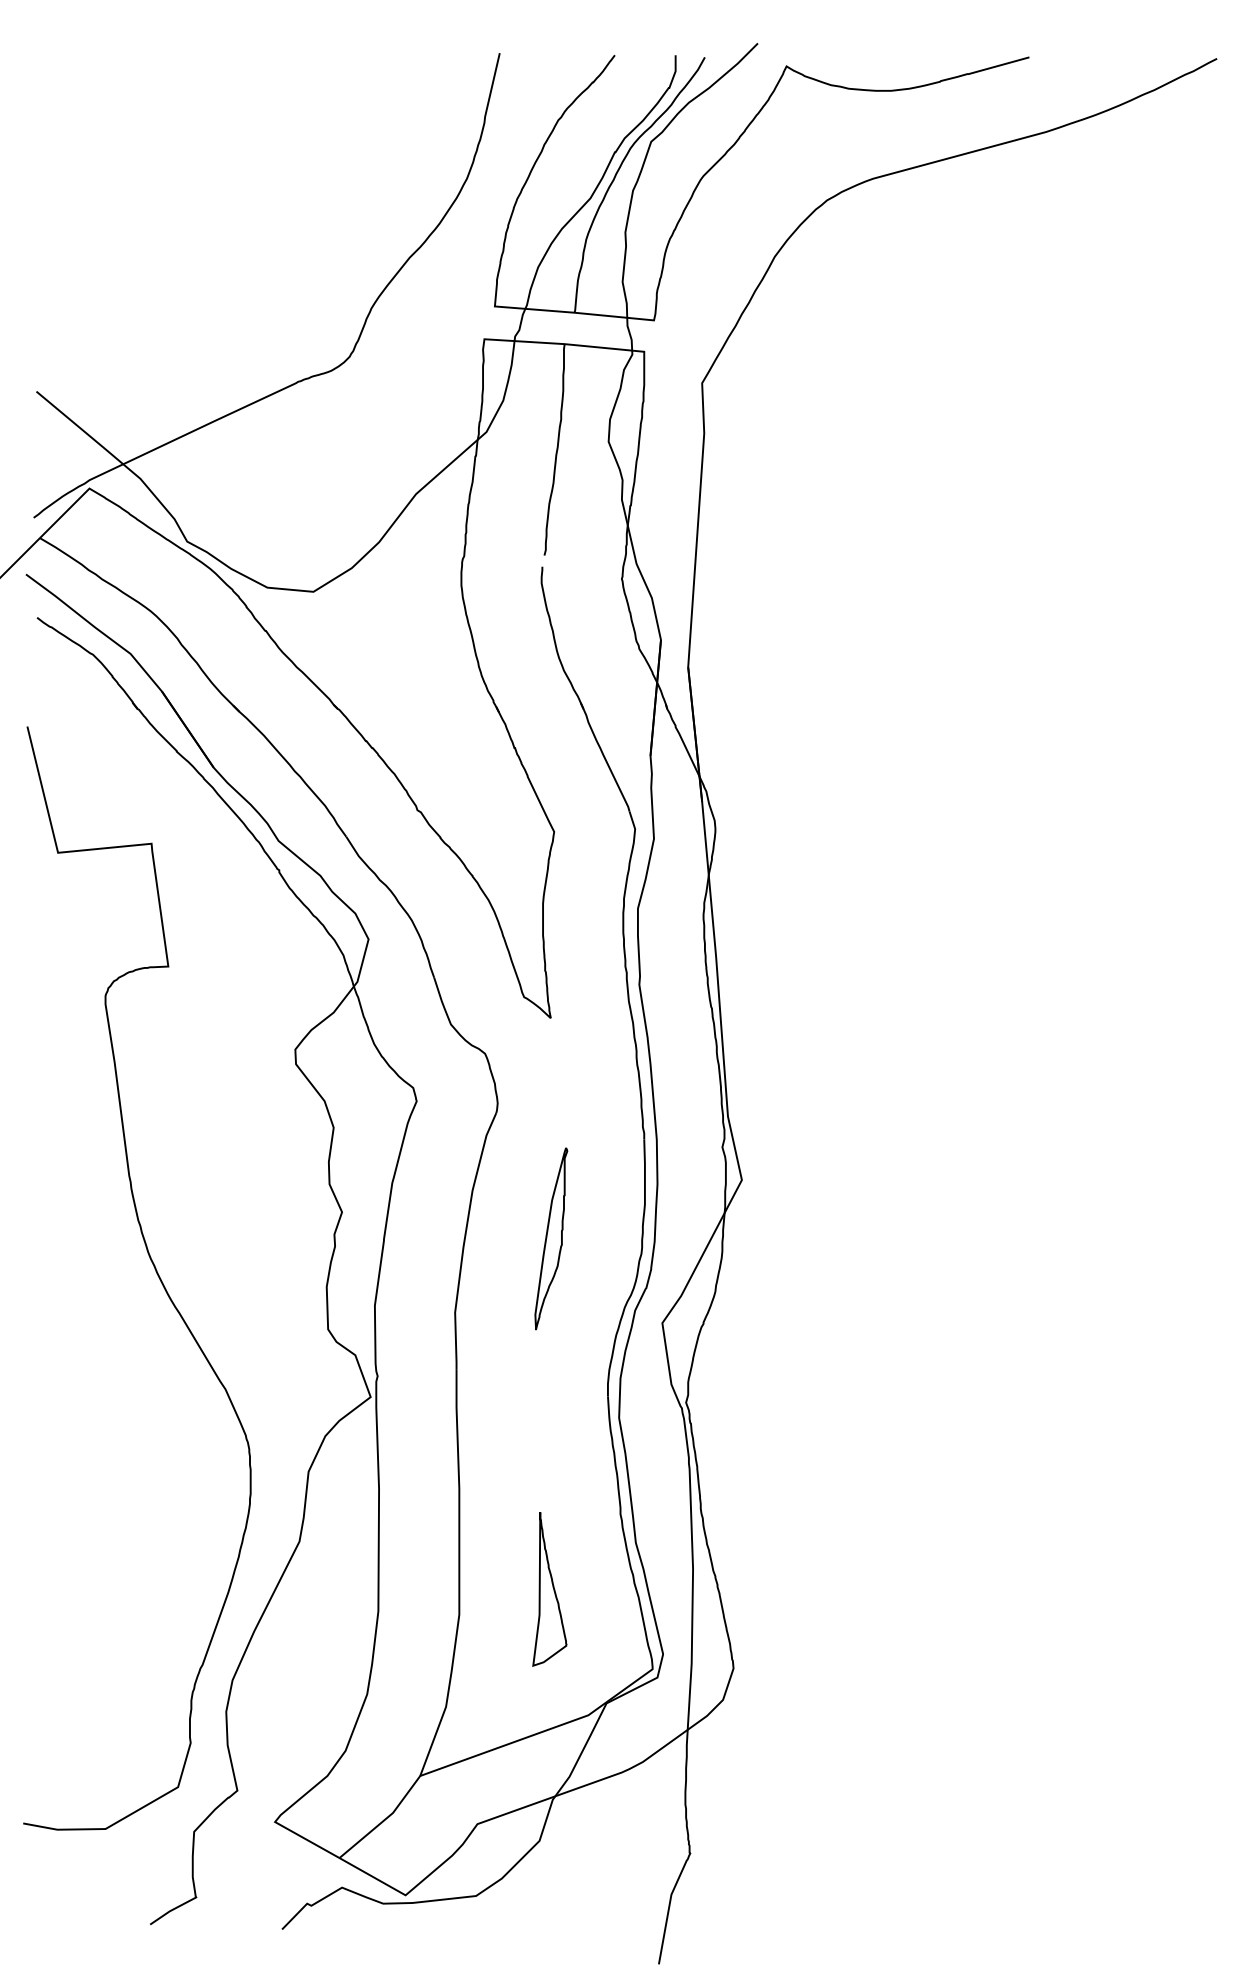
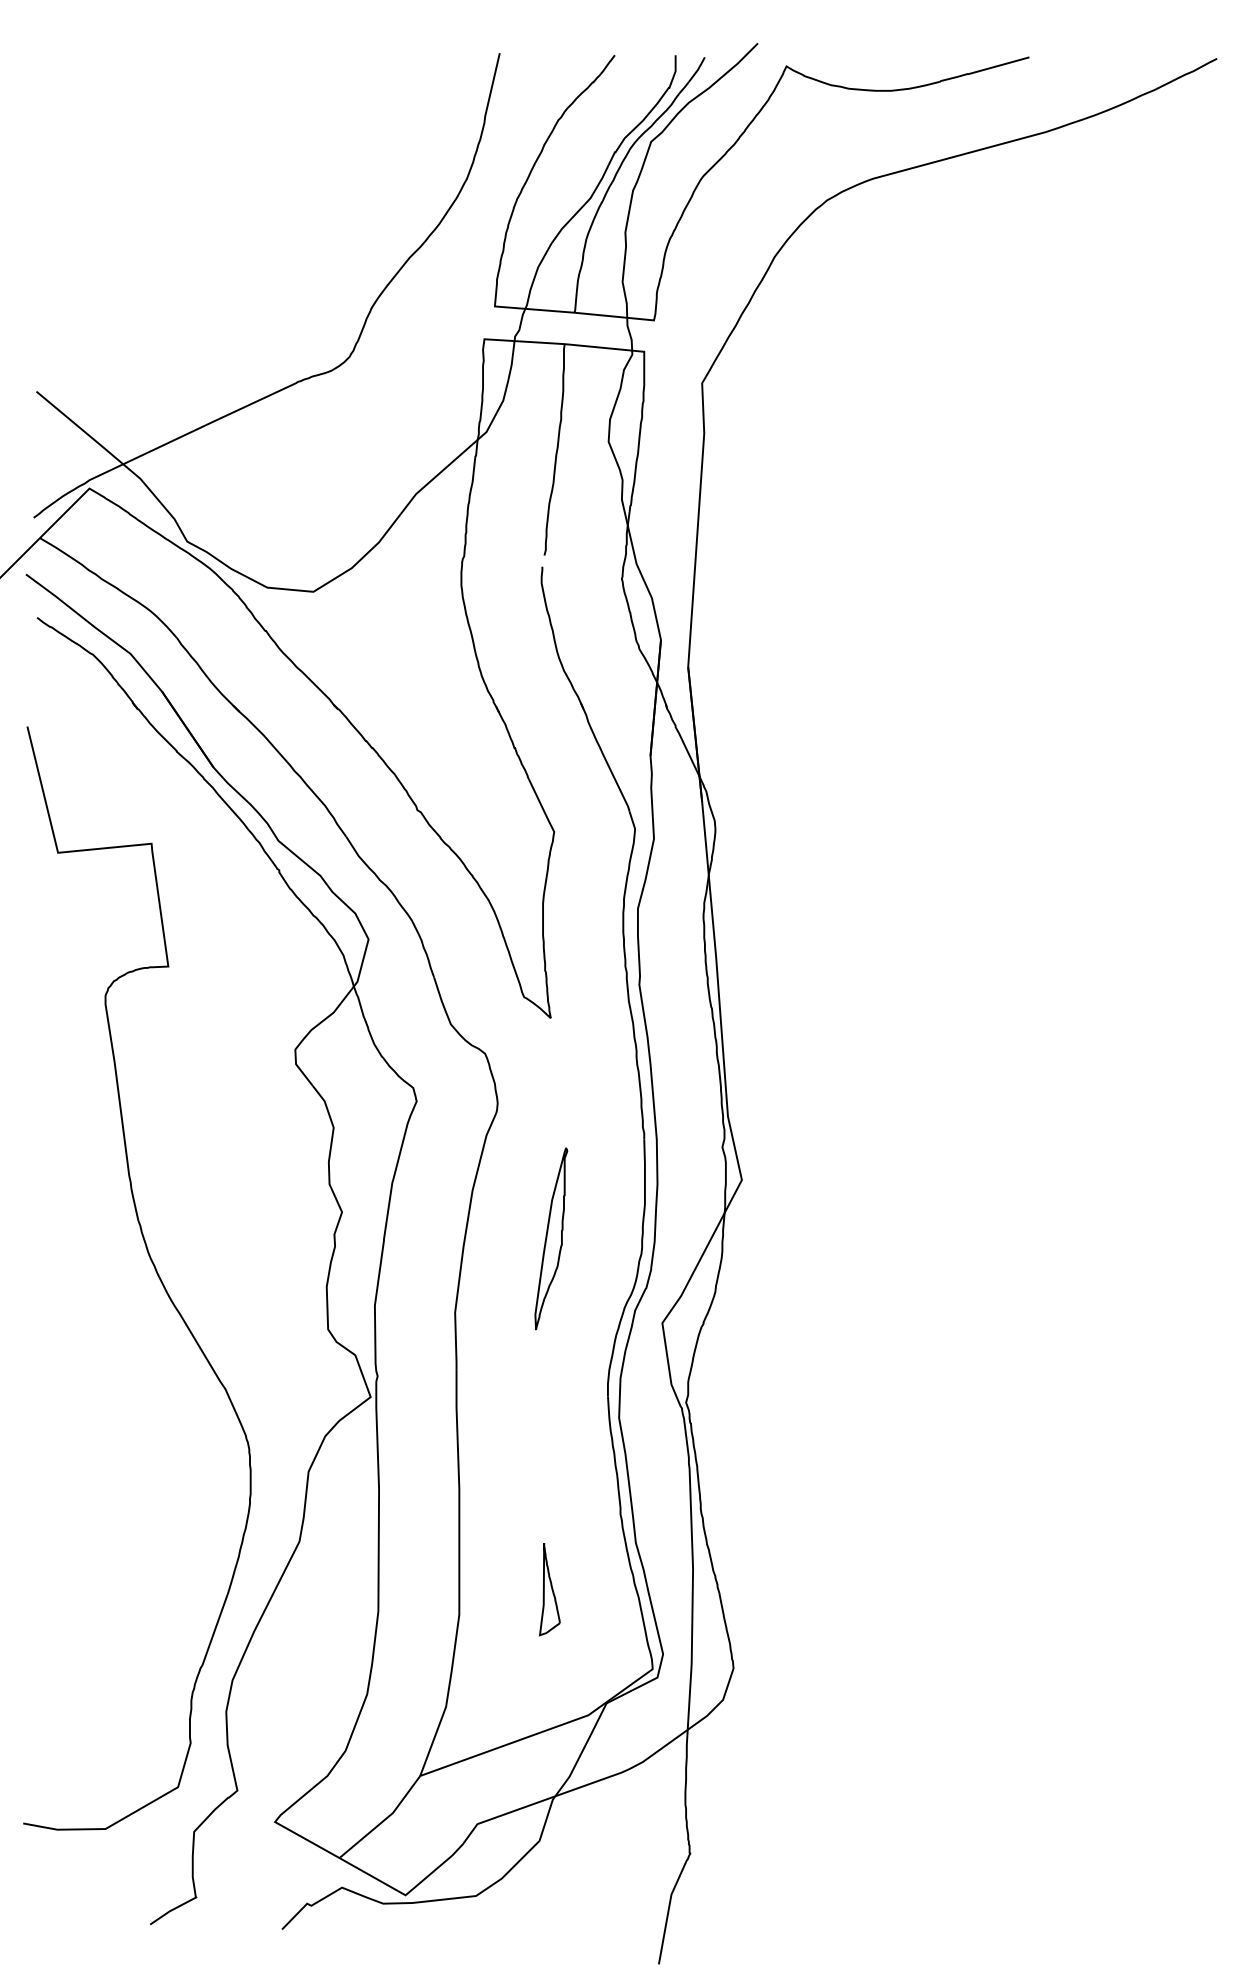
part size: 36x155 px -> 22x94 px (549, 1589)
